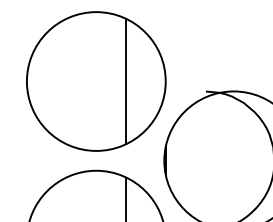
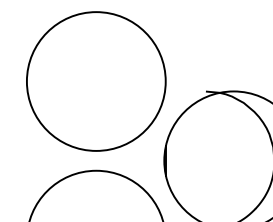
line: present -> none (126, 81)
line: present -> none (126, 197)
